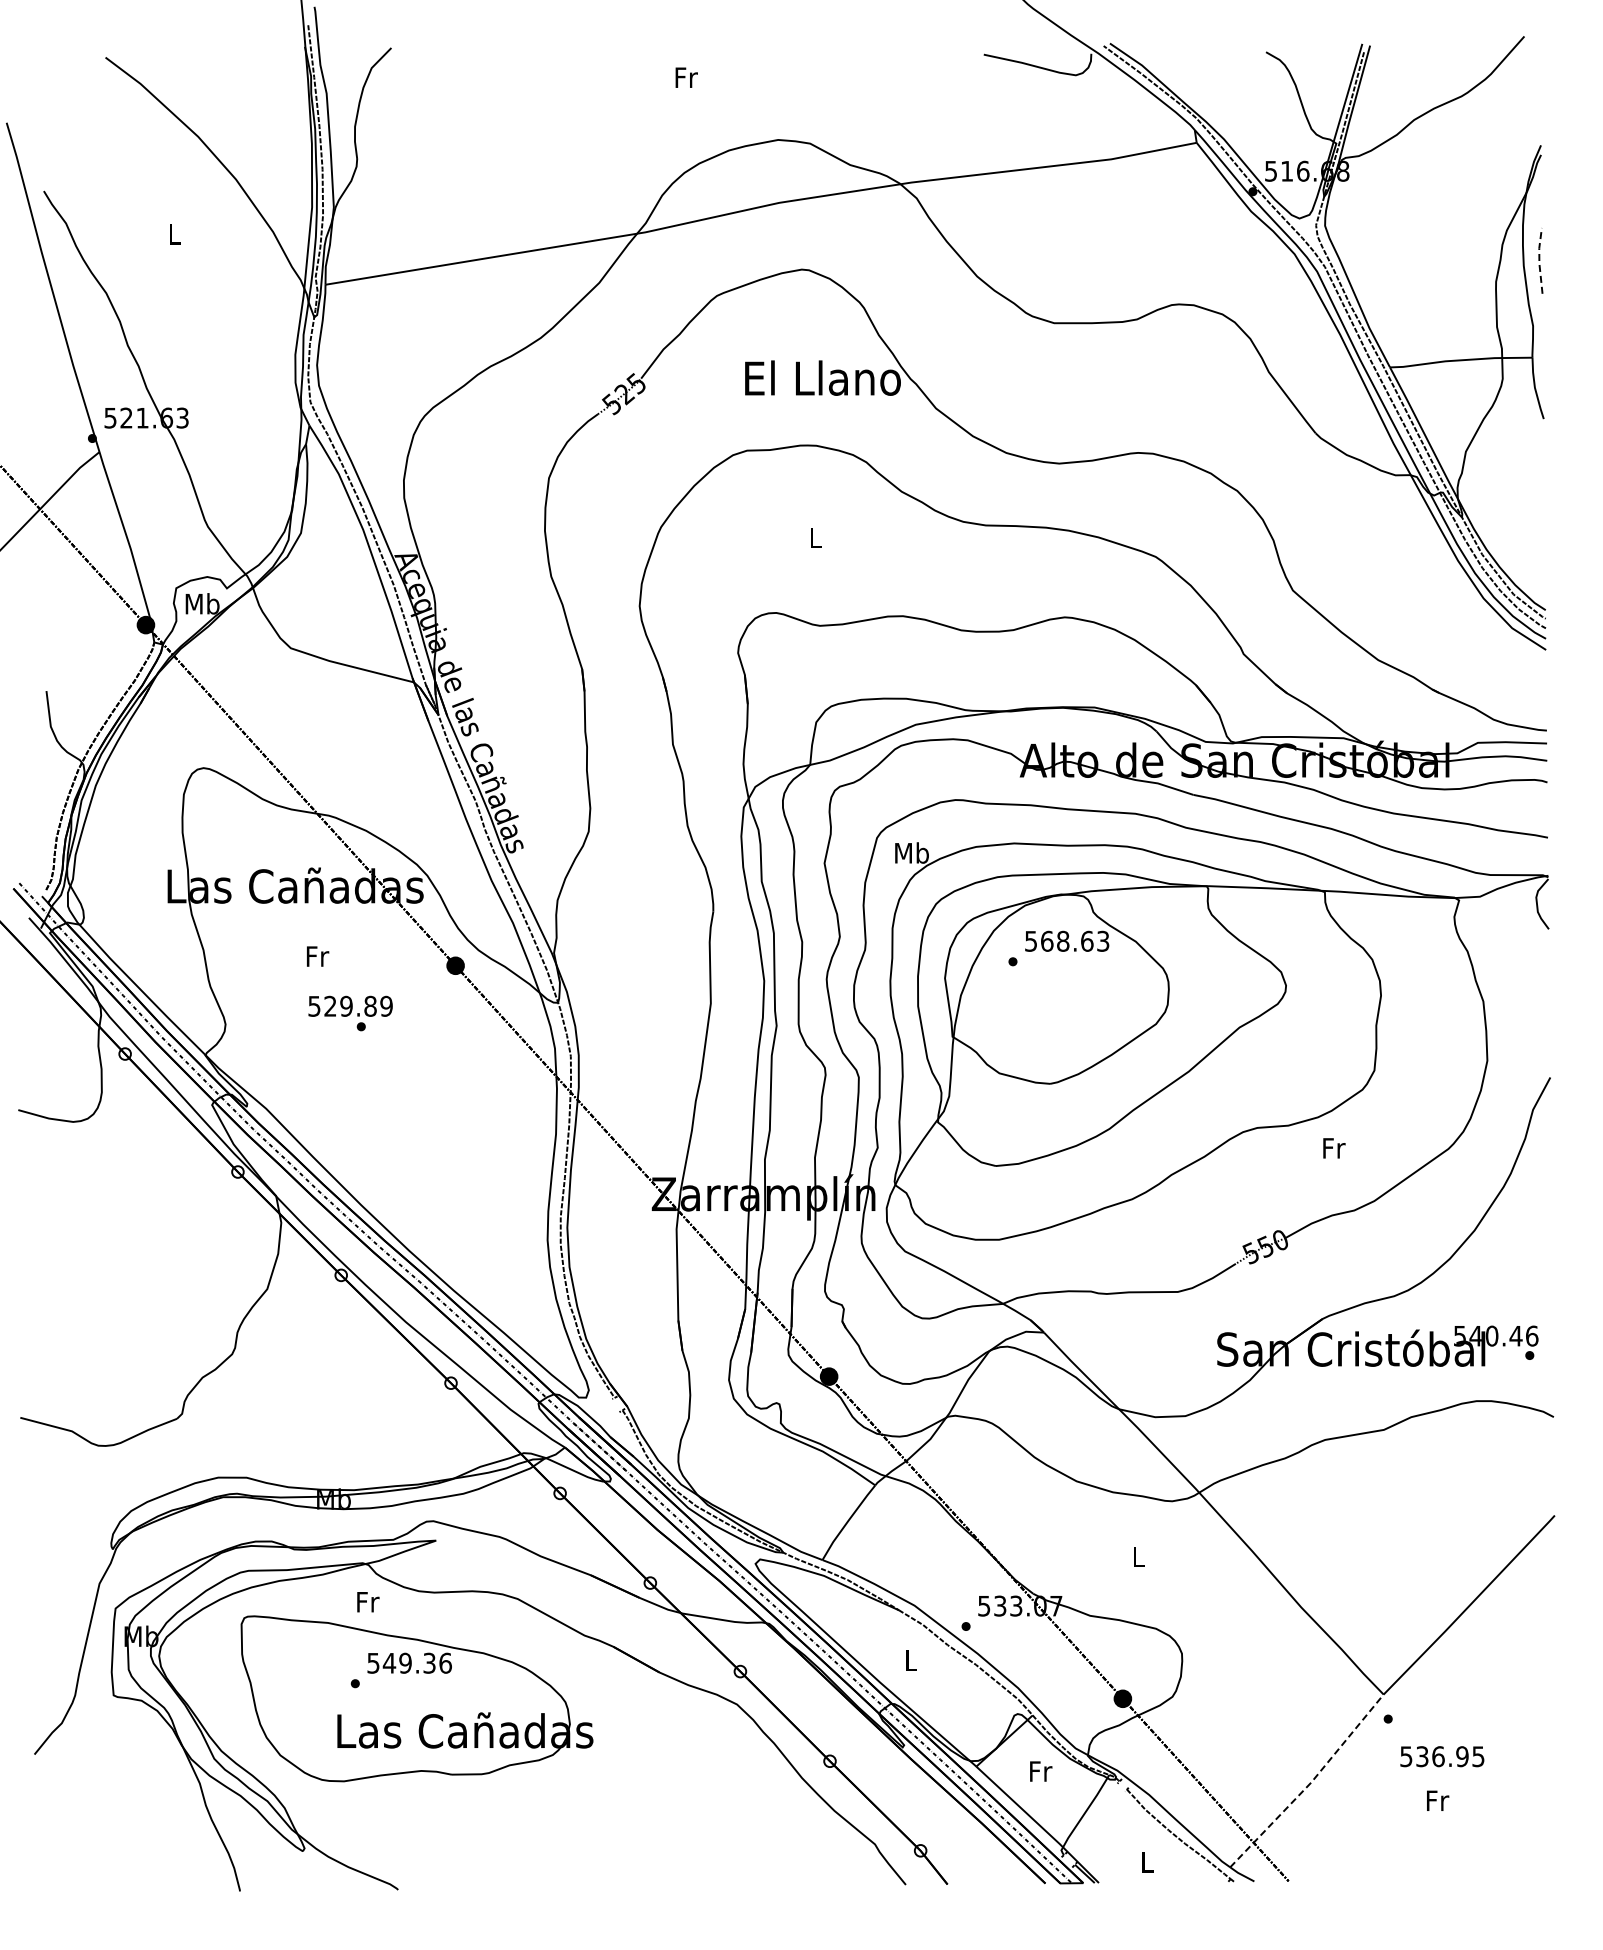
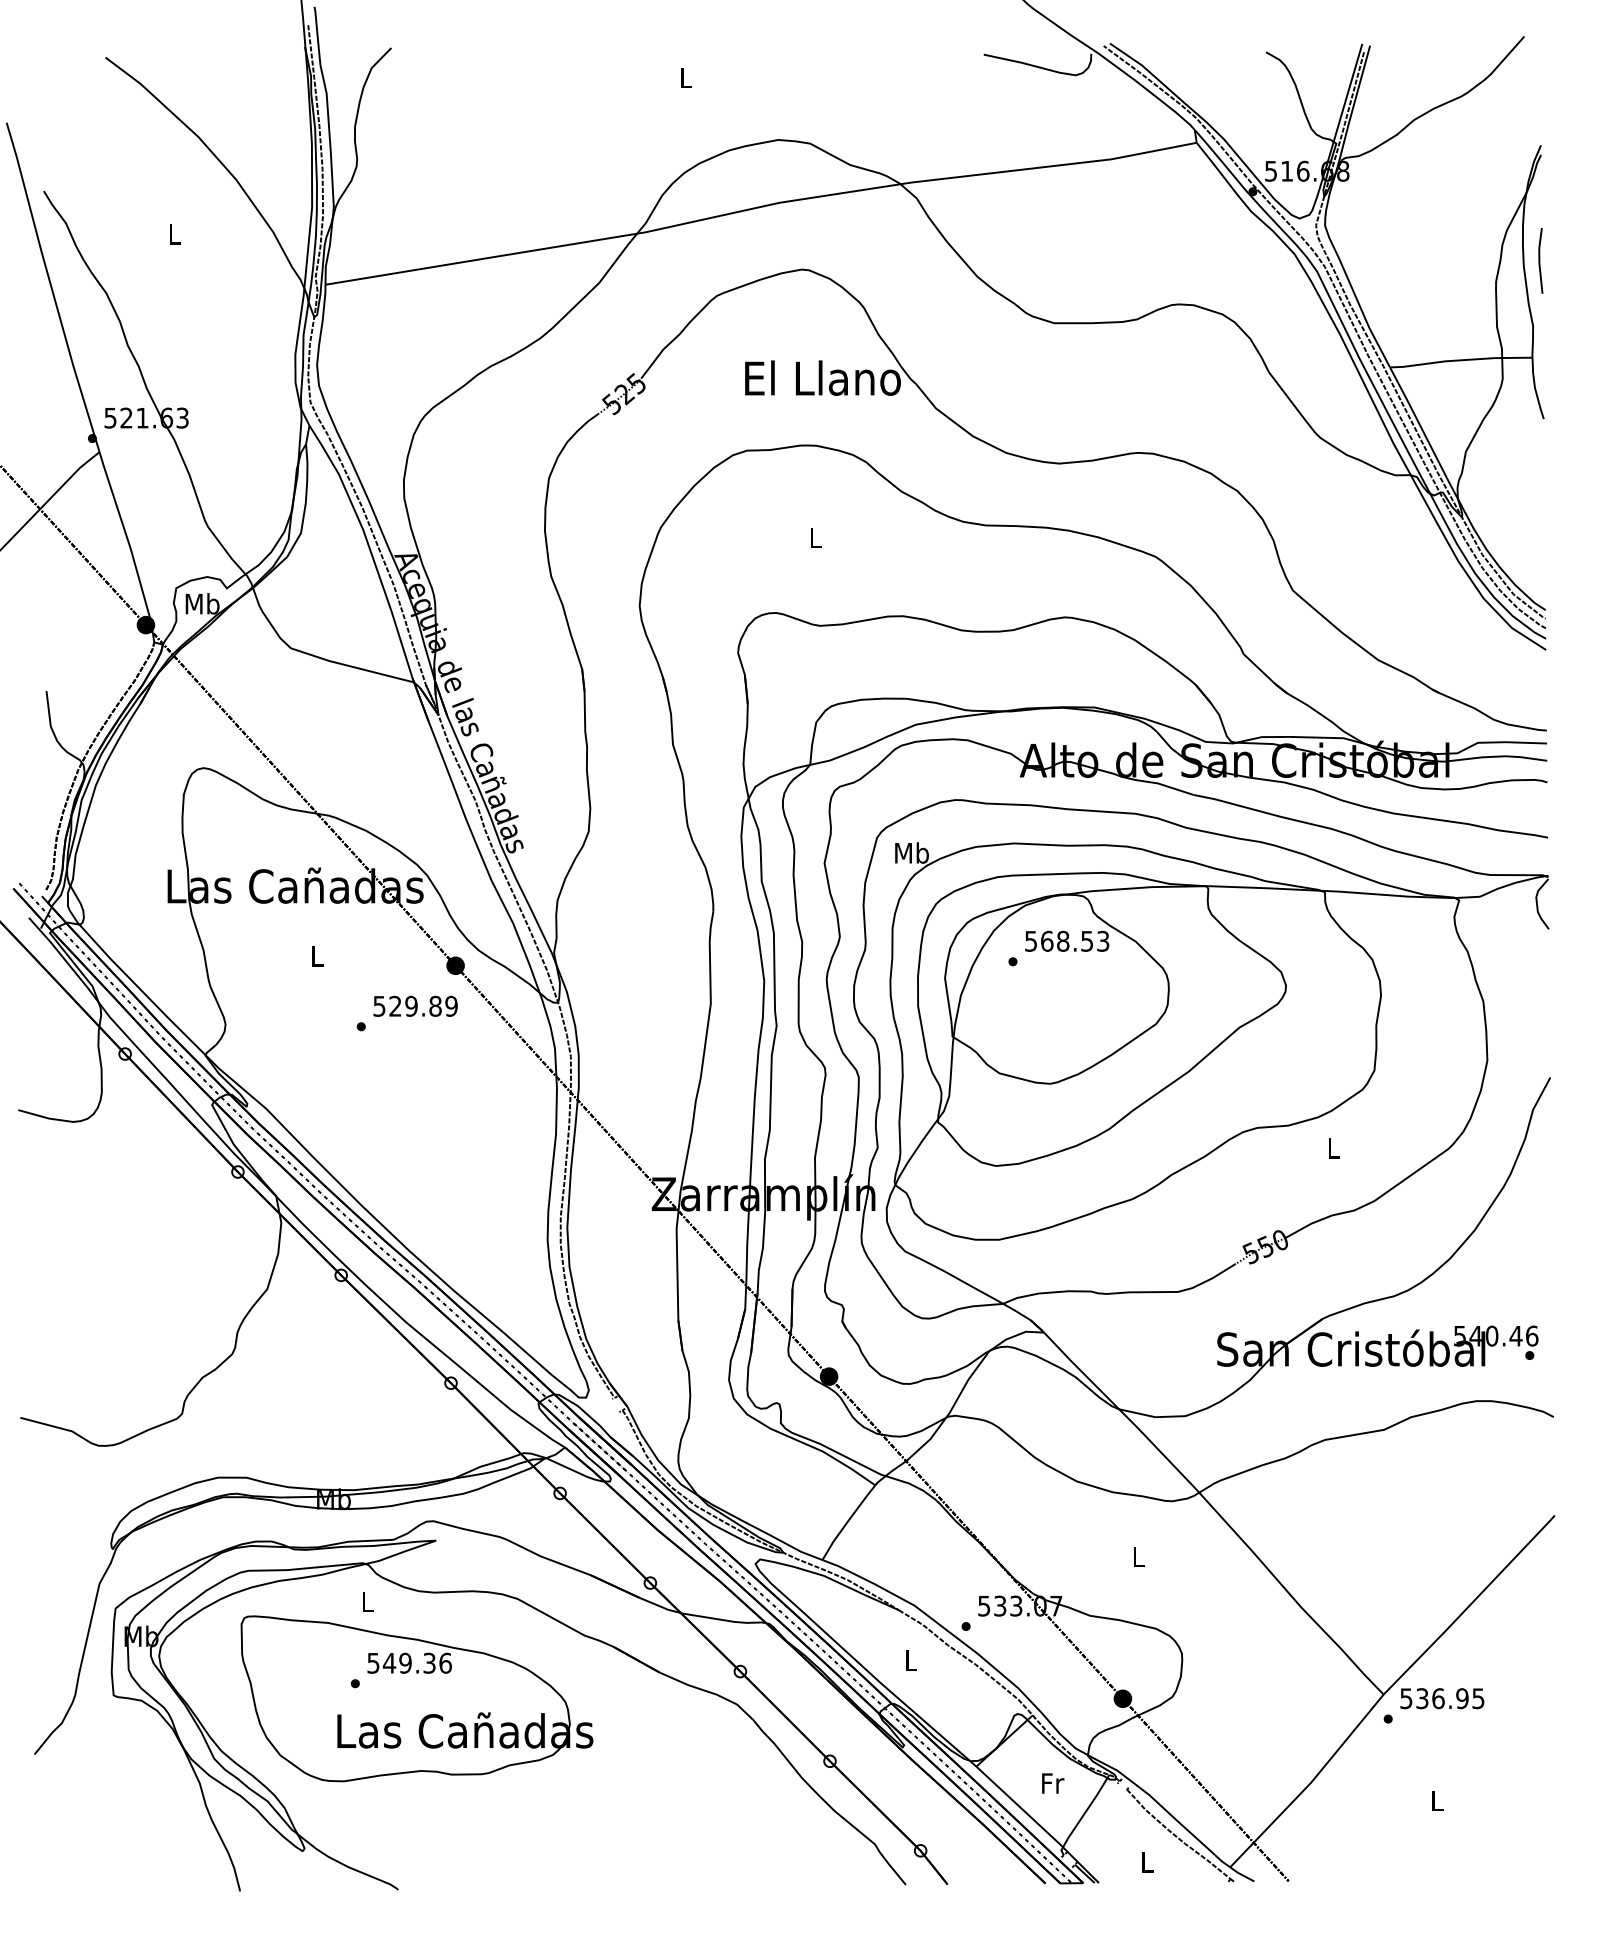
text: Fr -> L (686, 77)
line: dashed -> solid (1539, 260)
text: 568.63 -> 568.53 (1087, 940)
text: Fr -> L (317, 956)
text position: (350, 1005) -> (415, 1005) (415, 1005)
text: Fr -> L (1334, 1148)
text: Fr -> L (368, 1602)
text position: (1442, 1756) -> (1442, 1698) (1442, 1698)
text position: (1041, 1771) -> (1053, 1783) (1053, 1783)
line: dashed -> solid (1310, 1783)
text: Fr -> L (1438, 1800)
